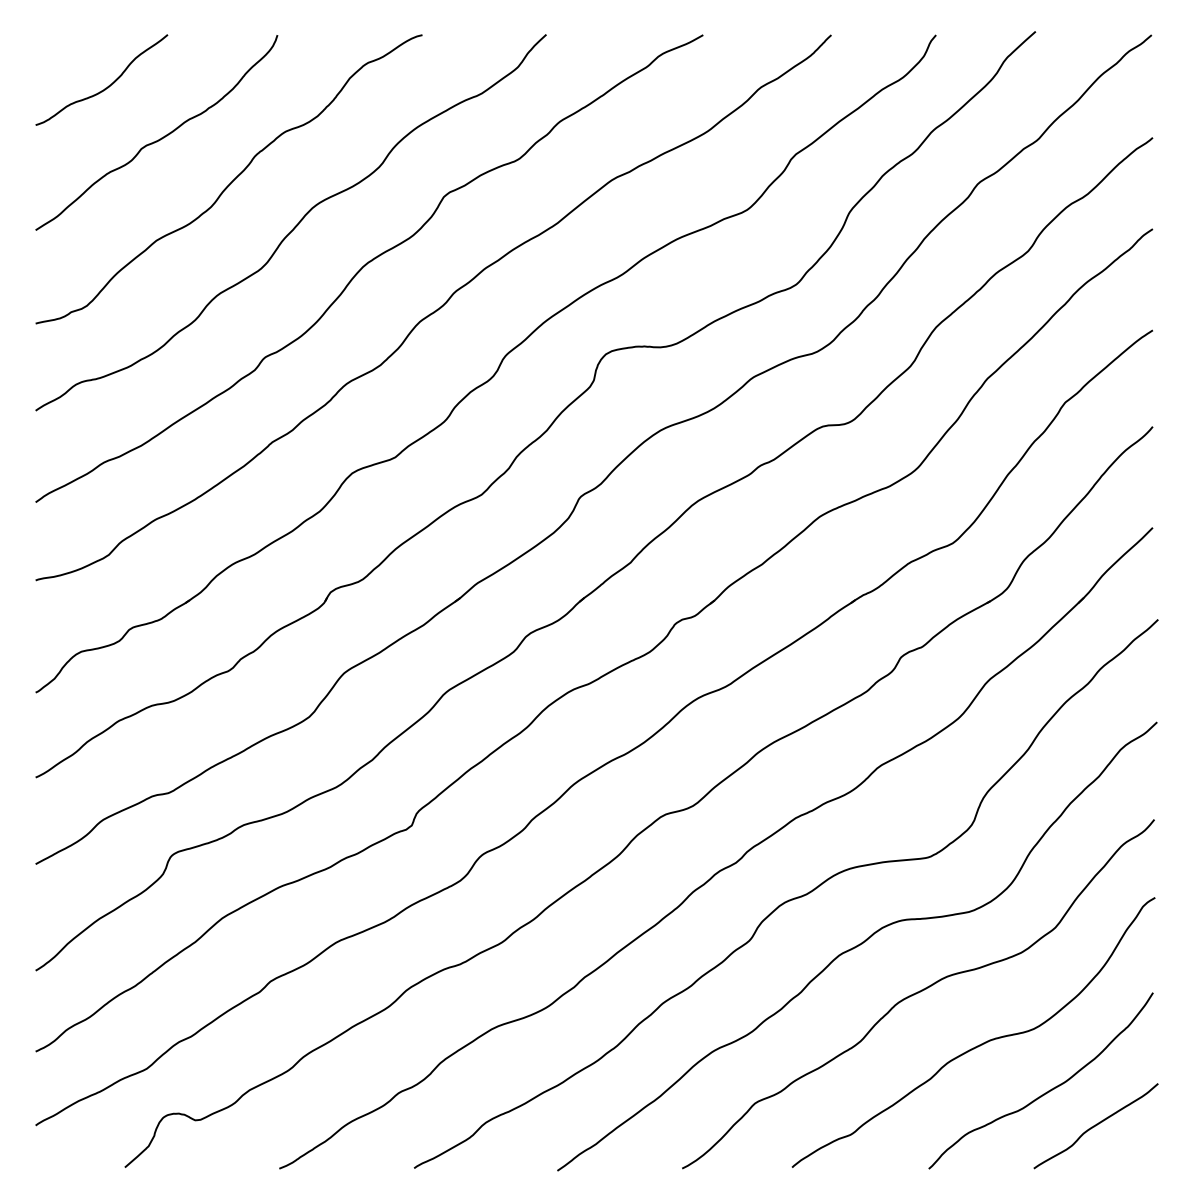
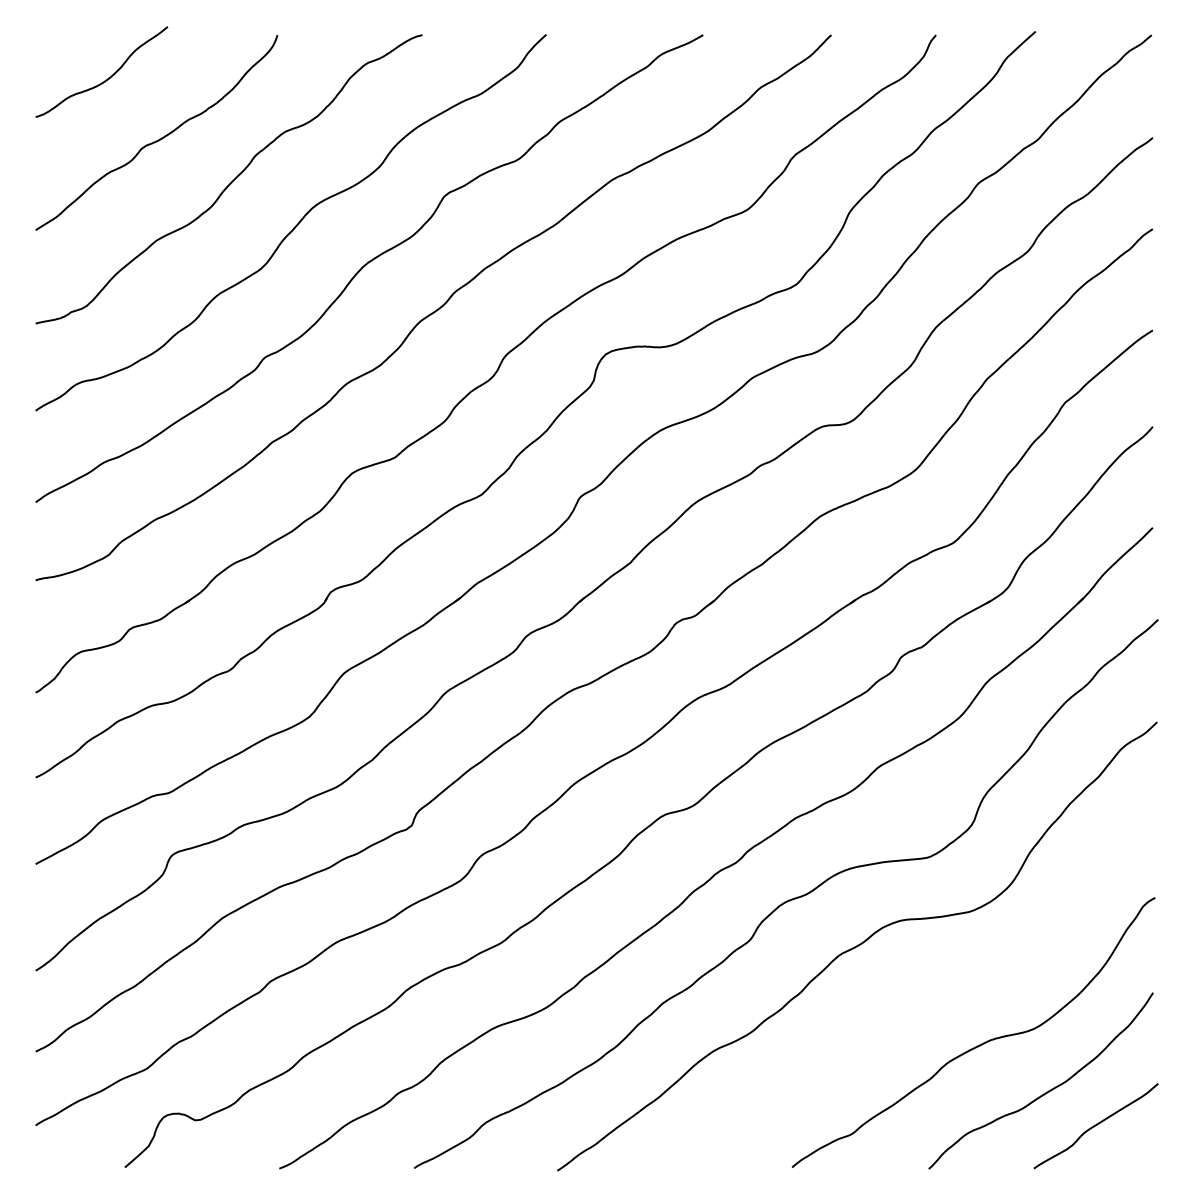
curve position: (105, 87) -> (105, 79) (105, 79)
curve: present -> none (918, 993)
